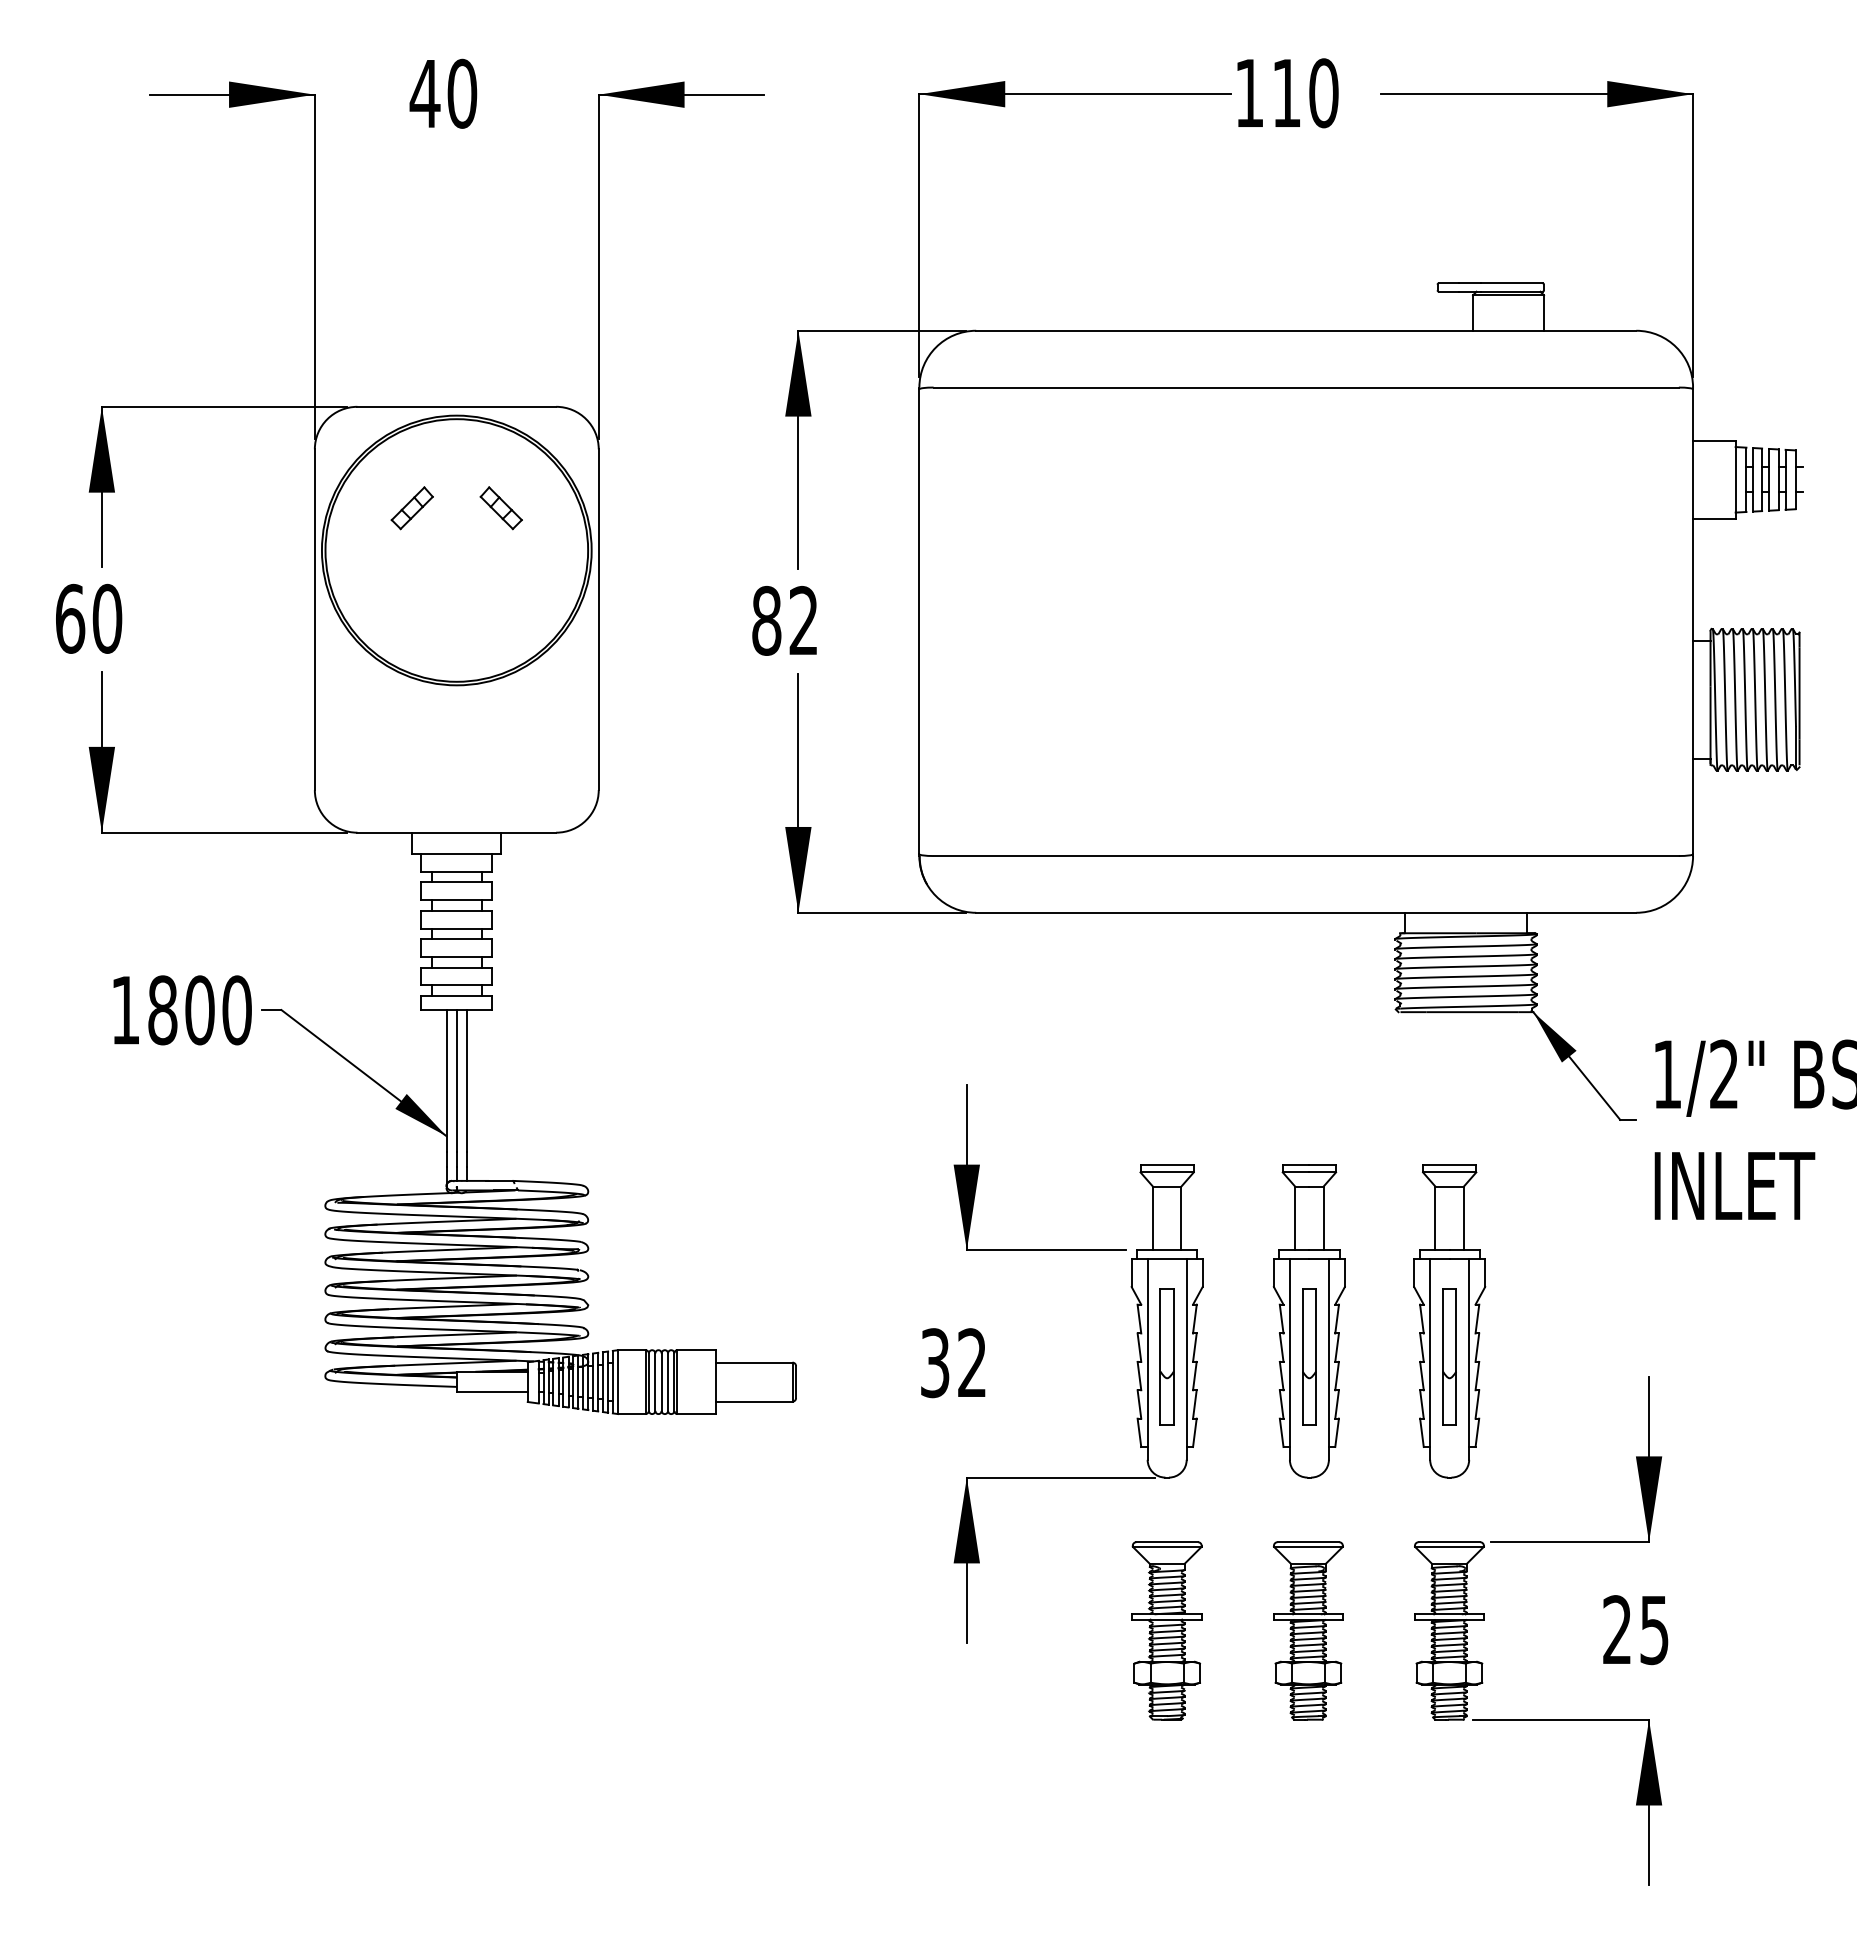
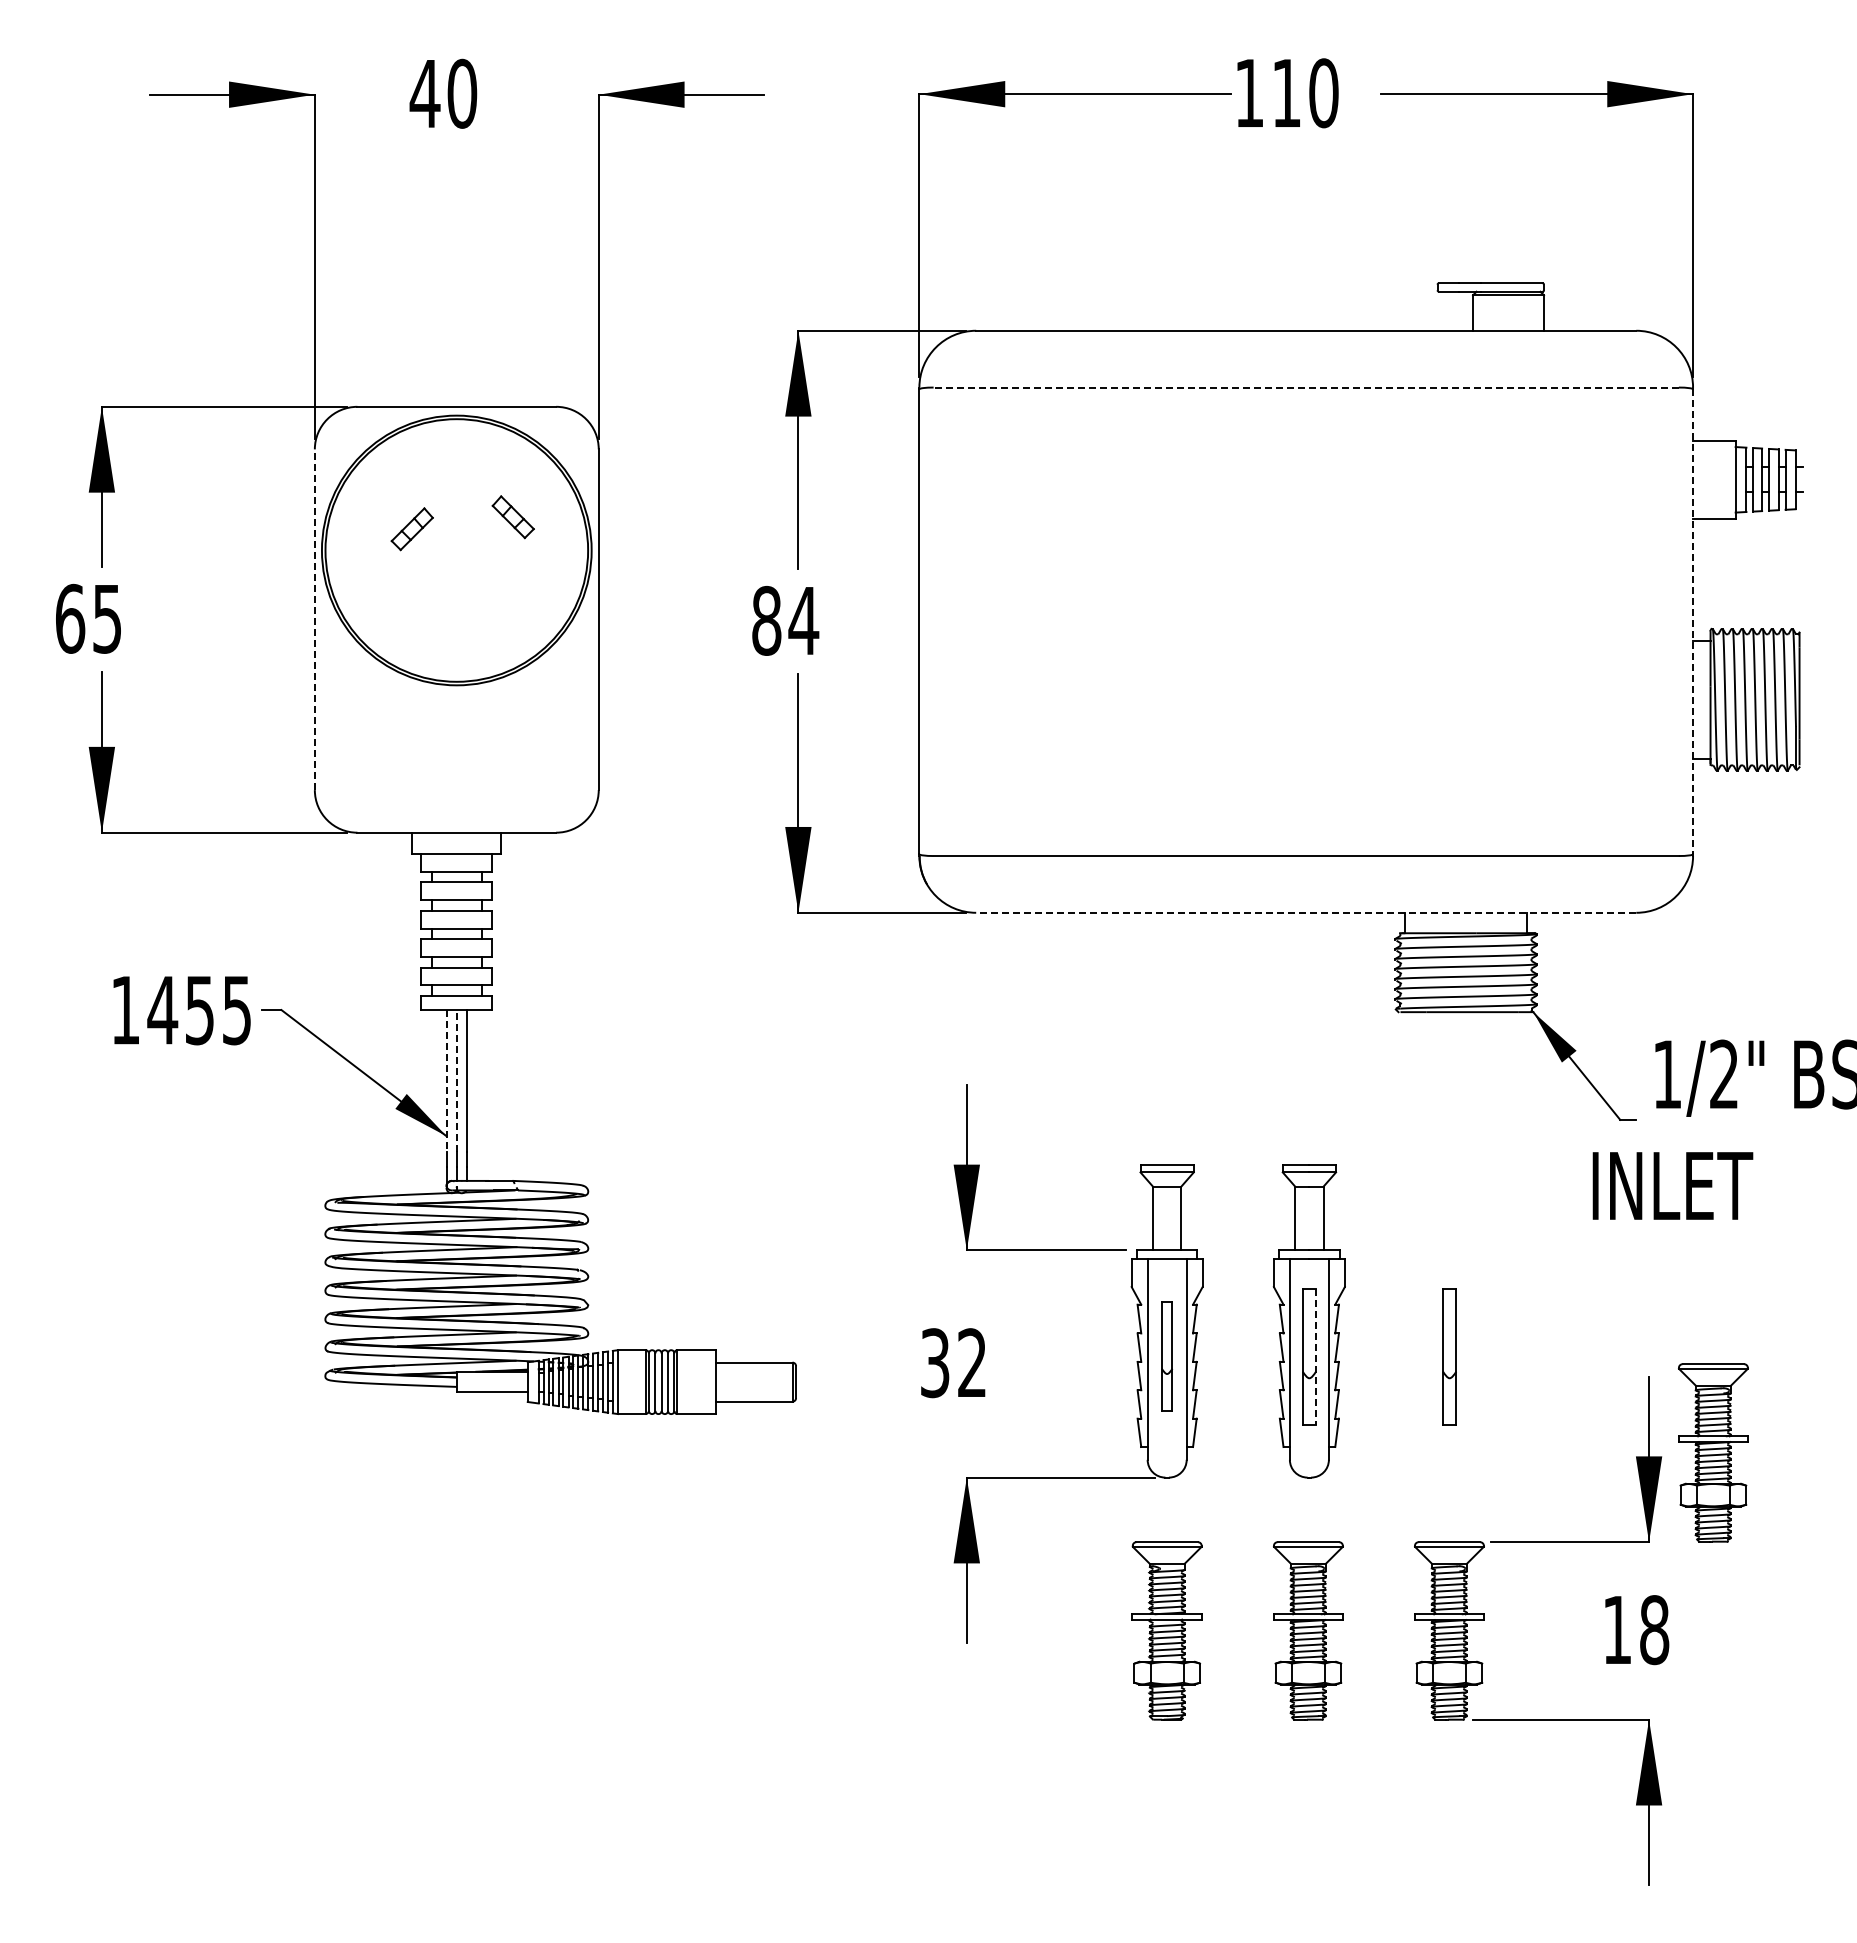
line: solid -> dashed (1306, 387)
part position: (411, 508) -> (411, 529) (411, 529)
part position: (500, 508) -> (512, 517) (512, 517)
text: 60 -> 65 (107, 618)
line: solid -> dashed (314, 619)
text: 82 -> 84 (803, 619)
line: solid -> dashed (1693, 621)
line: solid -> dashed (1305, 912)
text: 1800 -> 1455 (199, 1010)
line: solid -> dashed (446, 1081)
line: solid -> dashed (456, 1081)
text position: (1734, 1185) -> (1672, 1185) (1672, 1185)
part: present -> none (1449, 1321)
part size: 16x138 px -> 12x111 px (1166, 1356)
line: solid -> dashed (1316, 1357)
part: none -> present (1713, 1452)
text: 25 -> 18 (1636, 1630)
